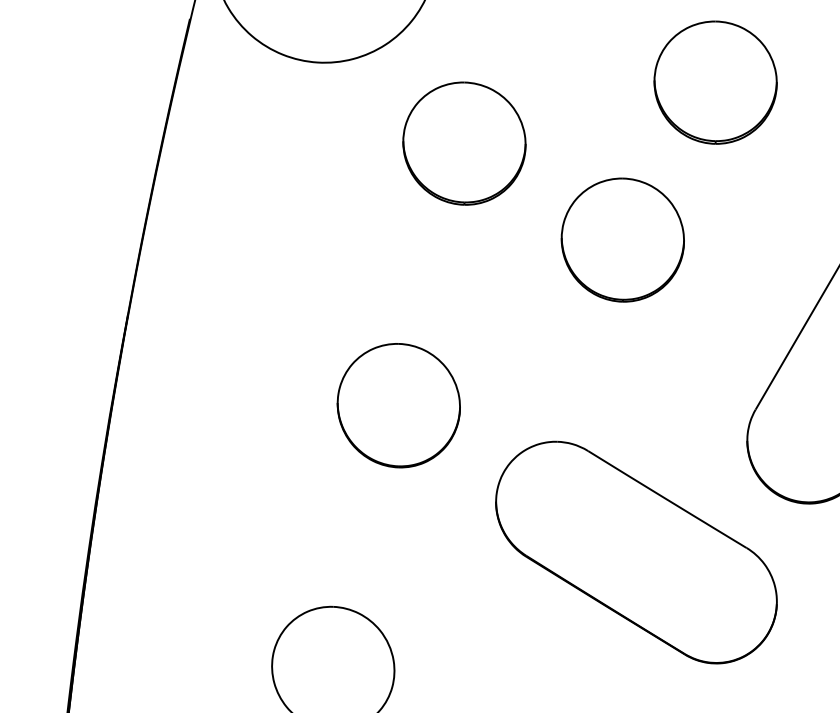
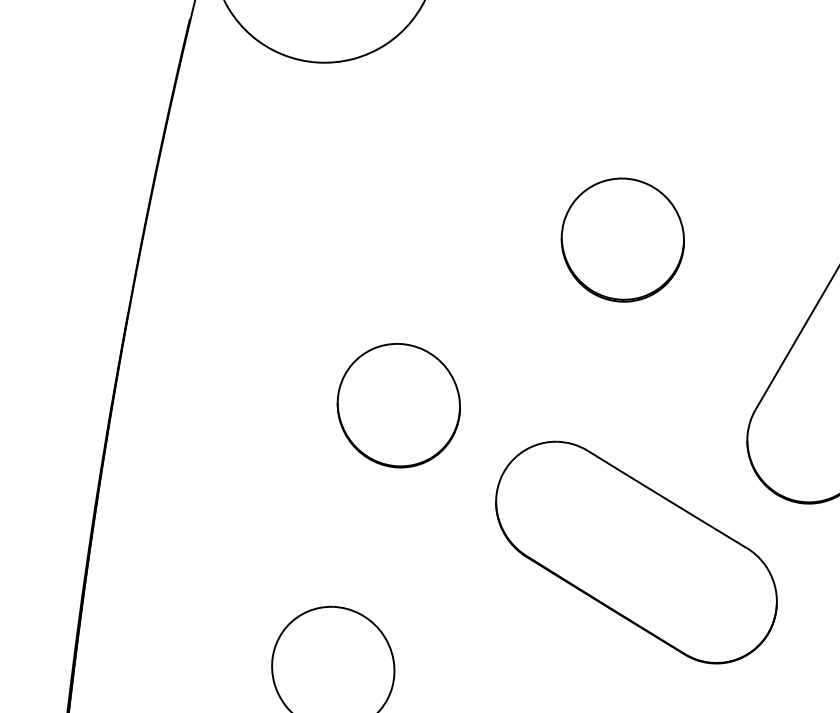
part: present -> none (715, 82)
part: present -> none (464, 143)
